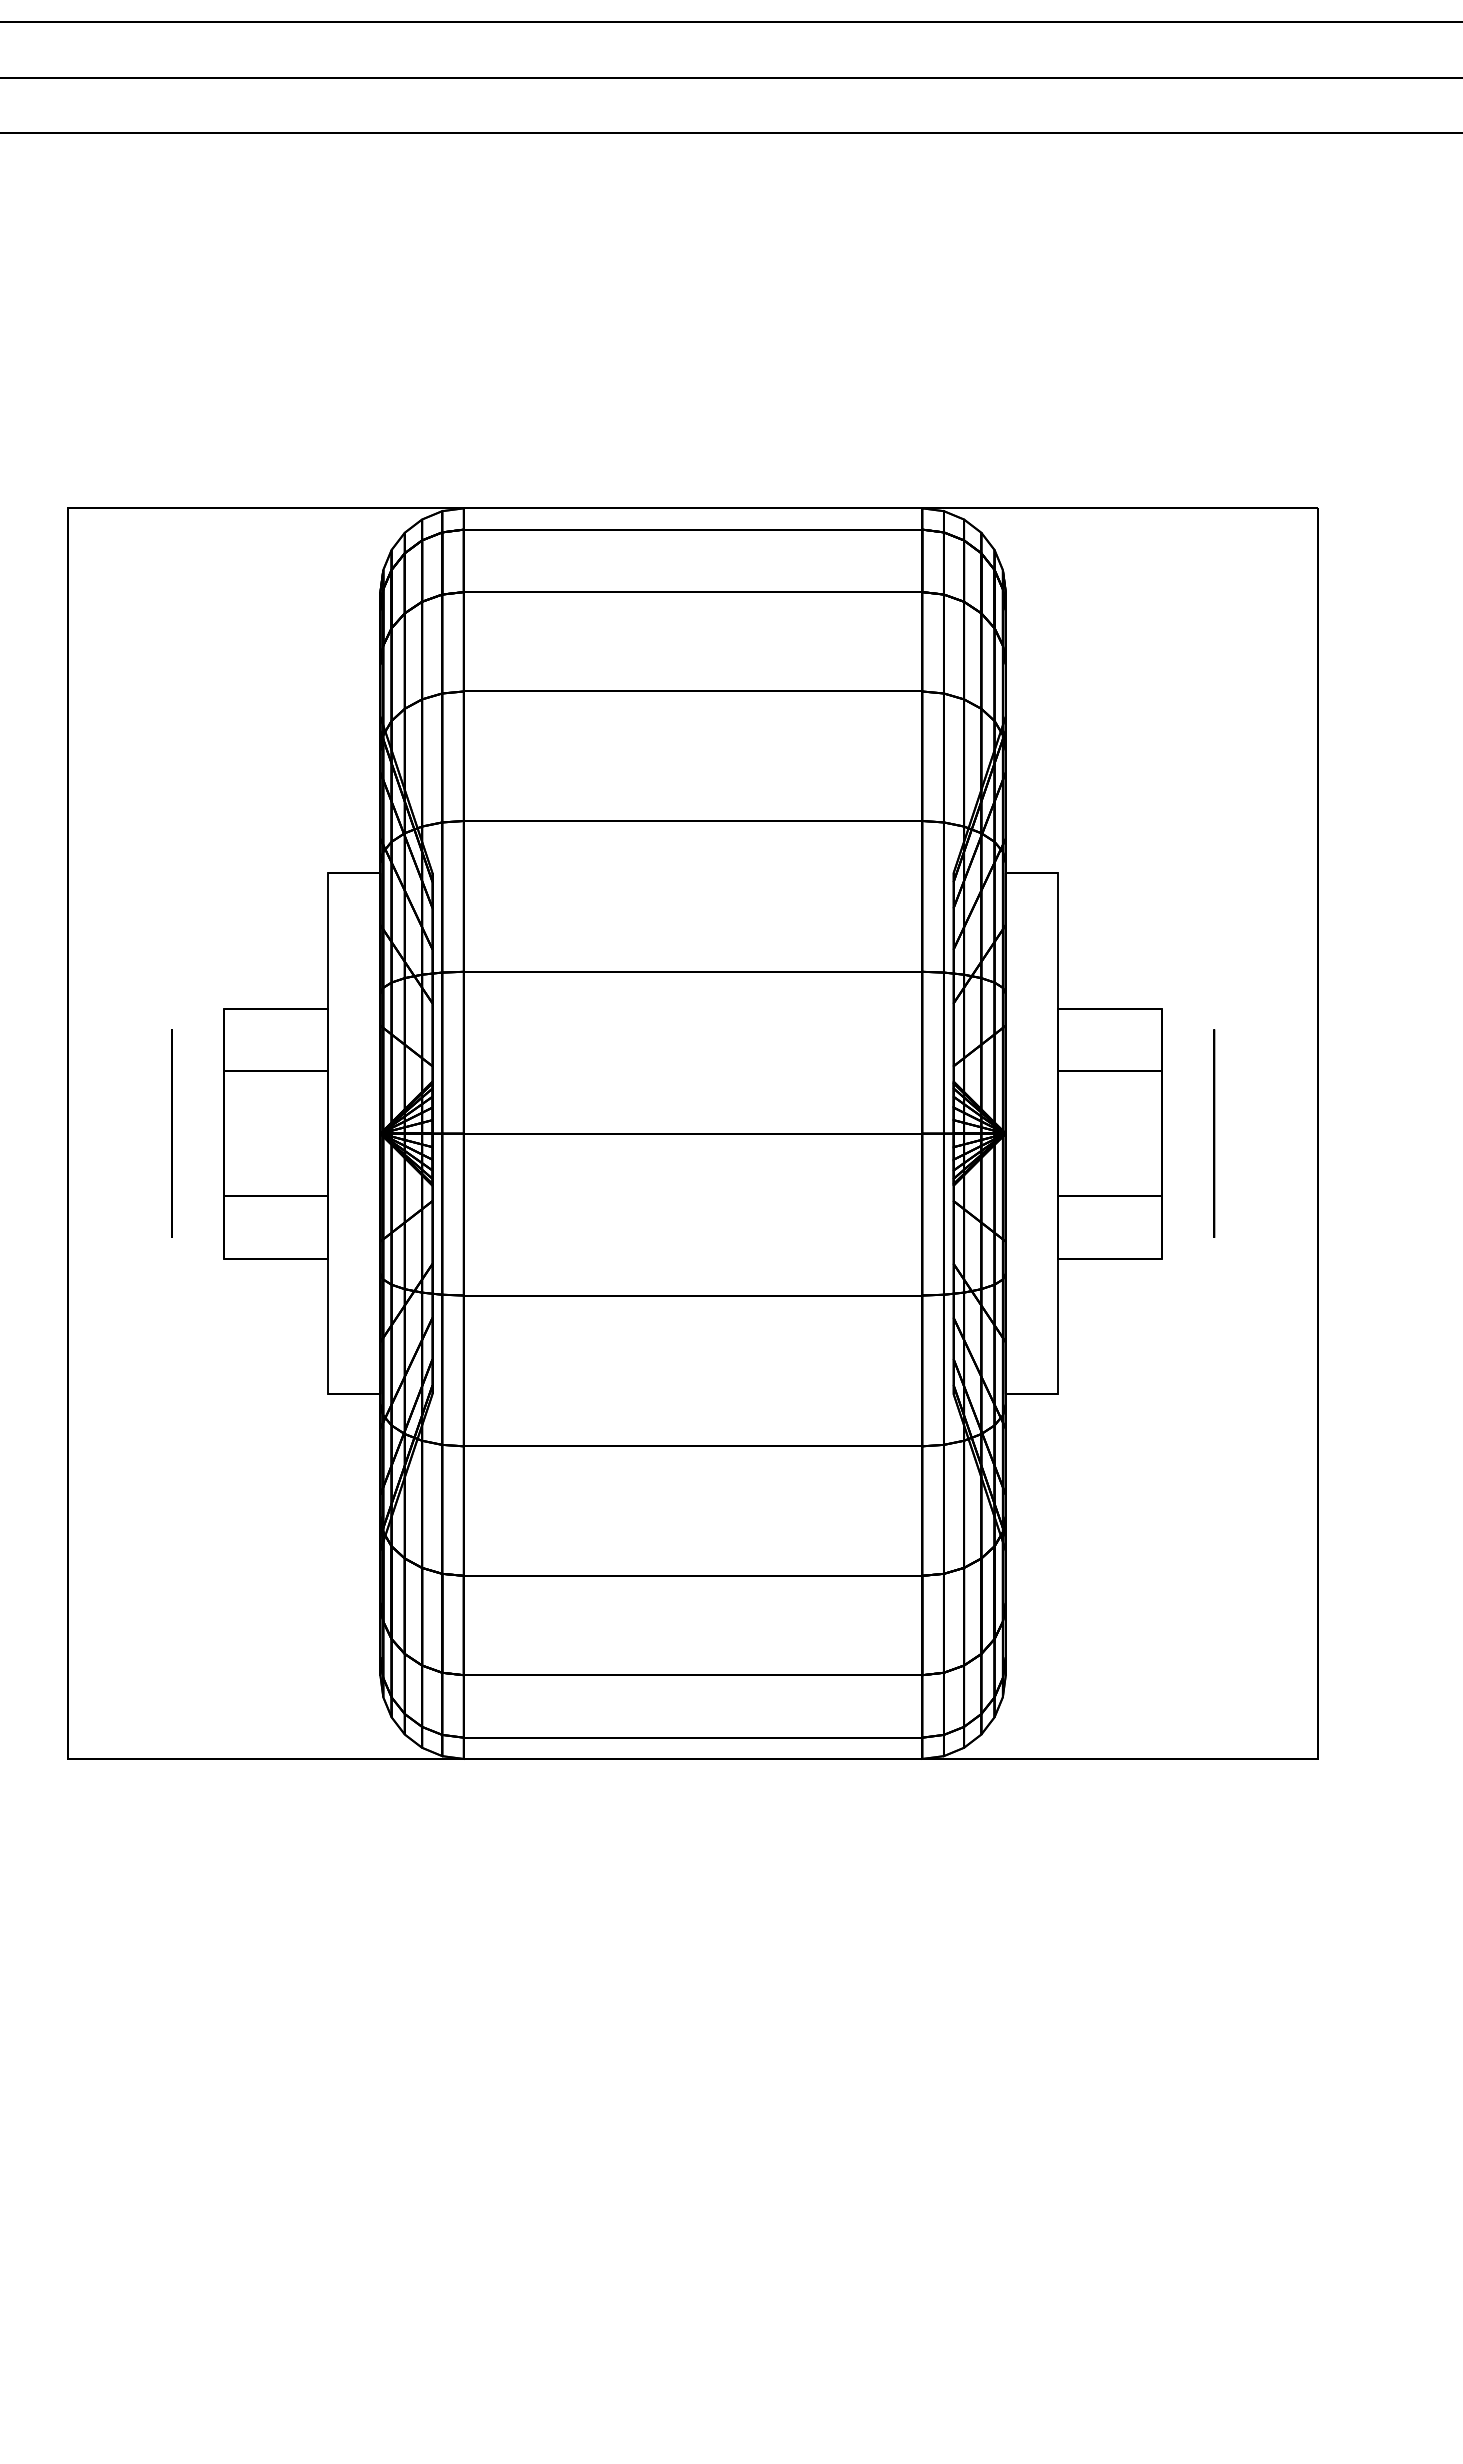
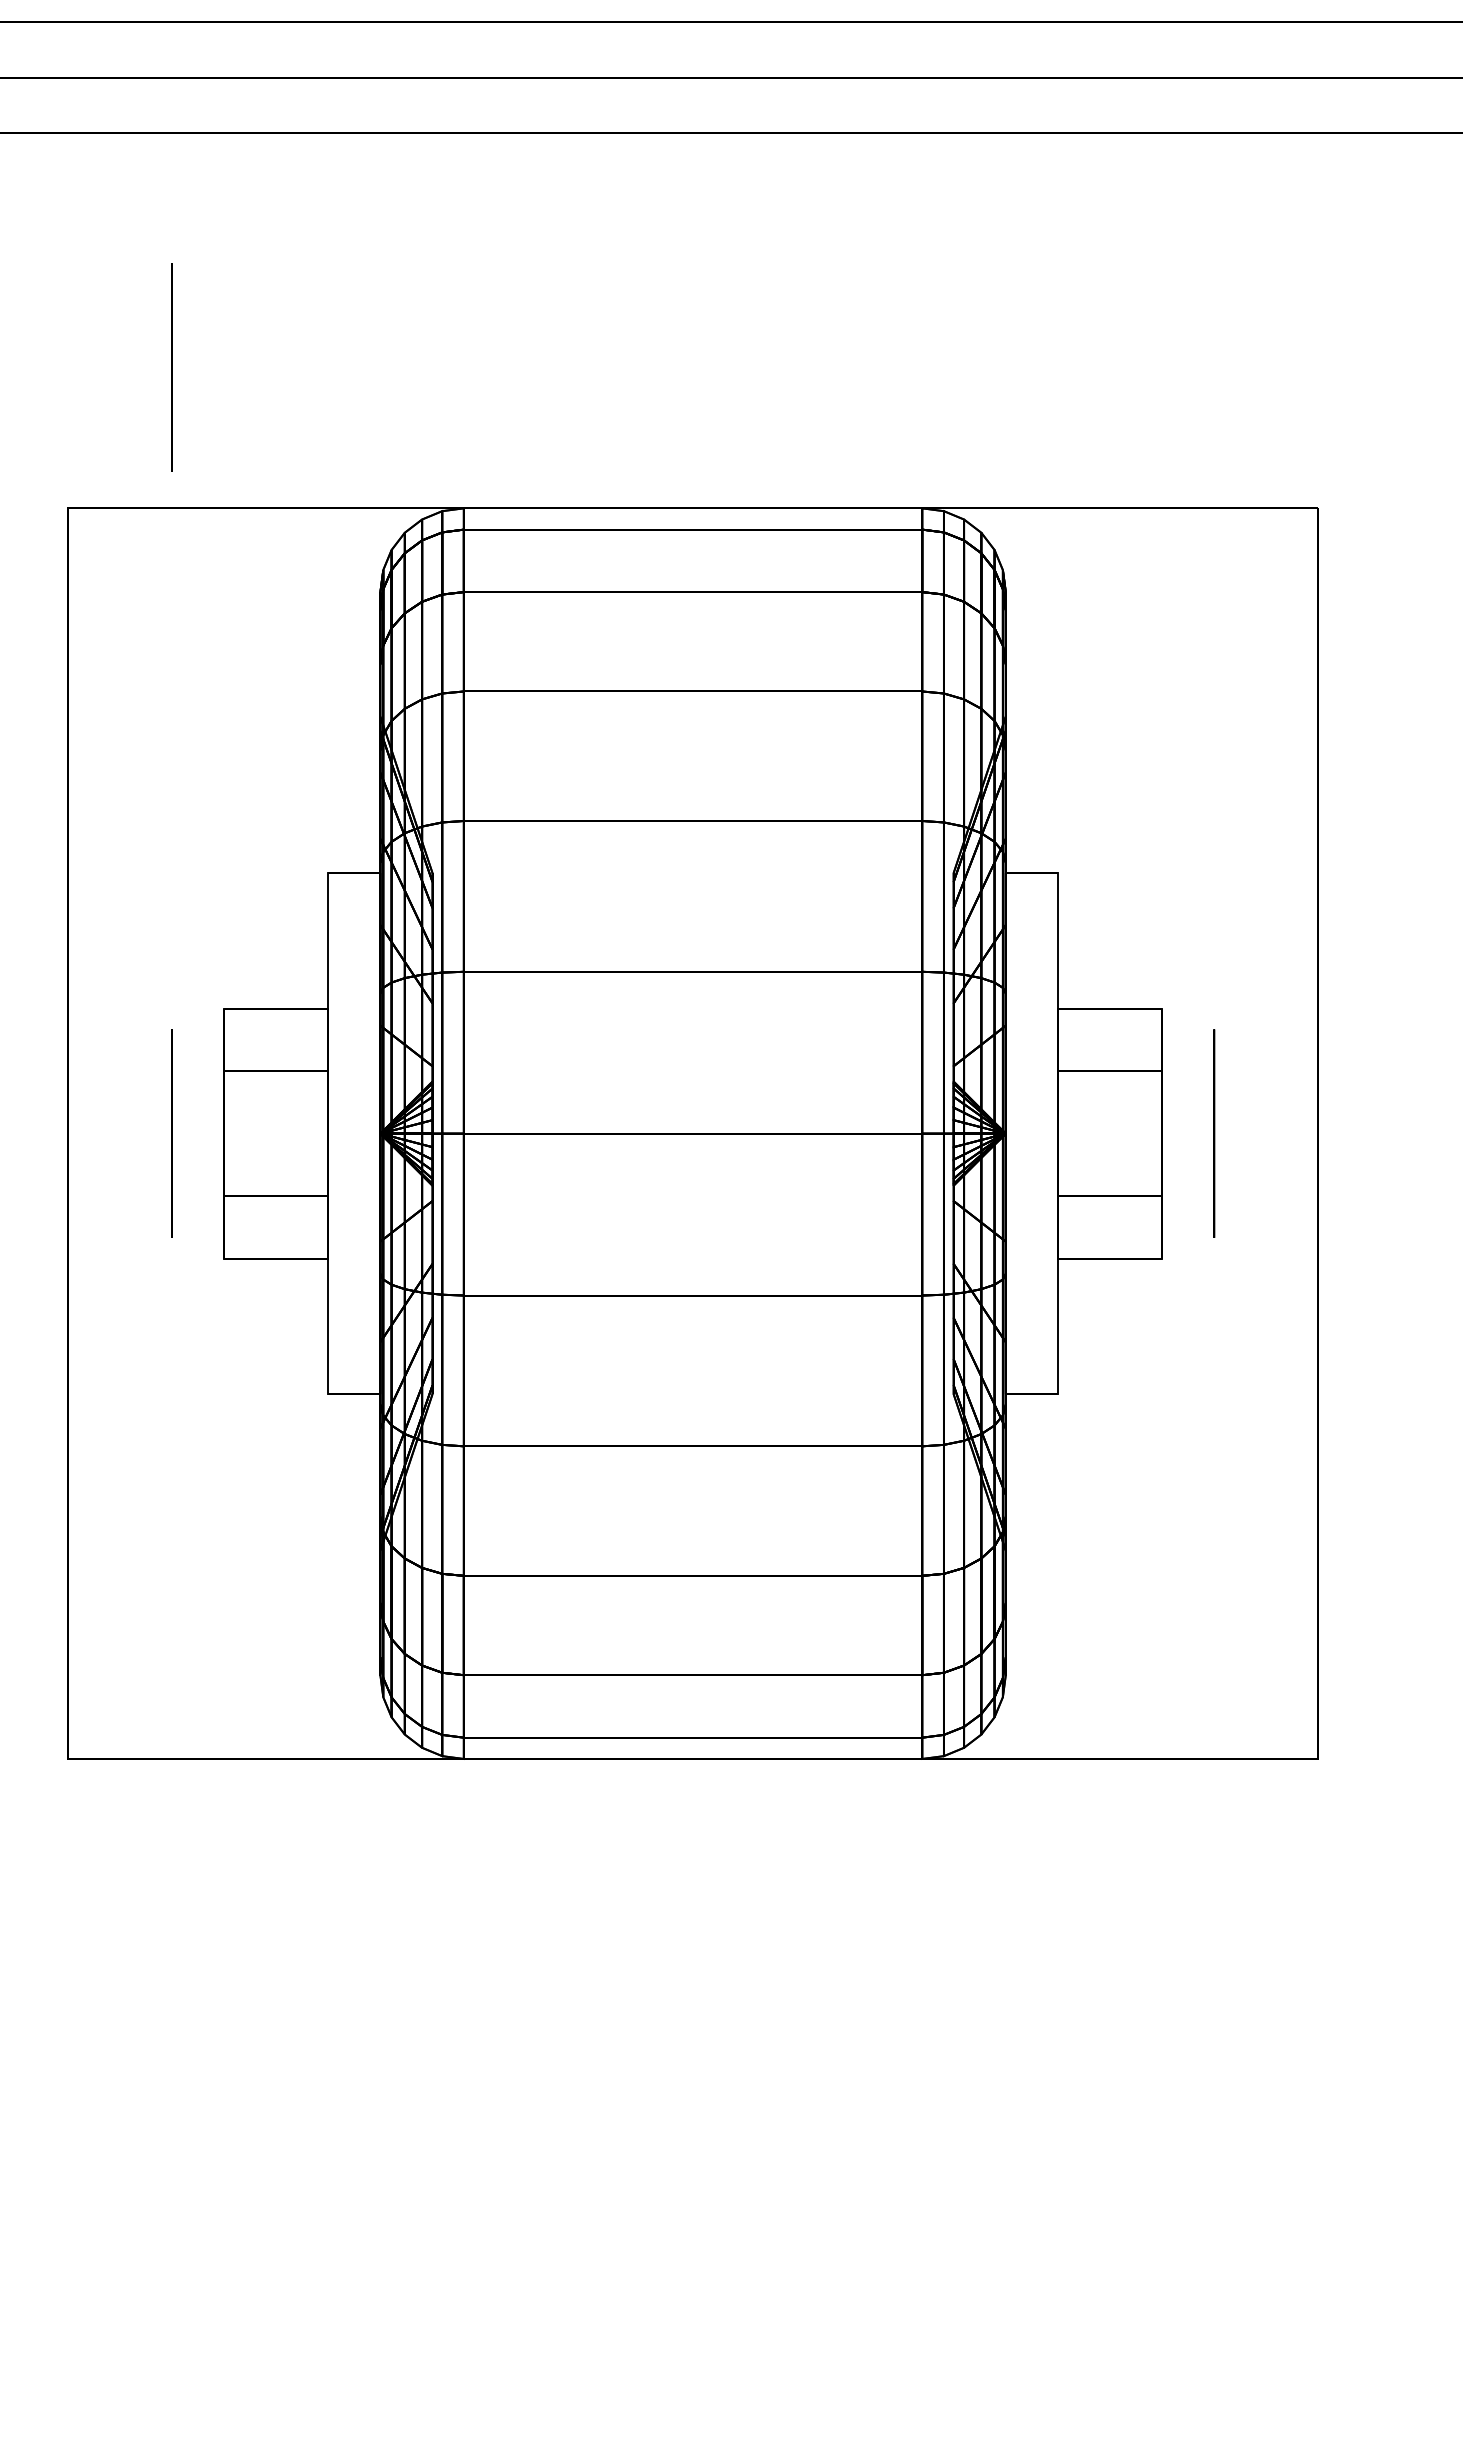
circle: none -> present (171, 367)
